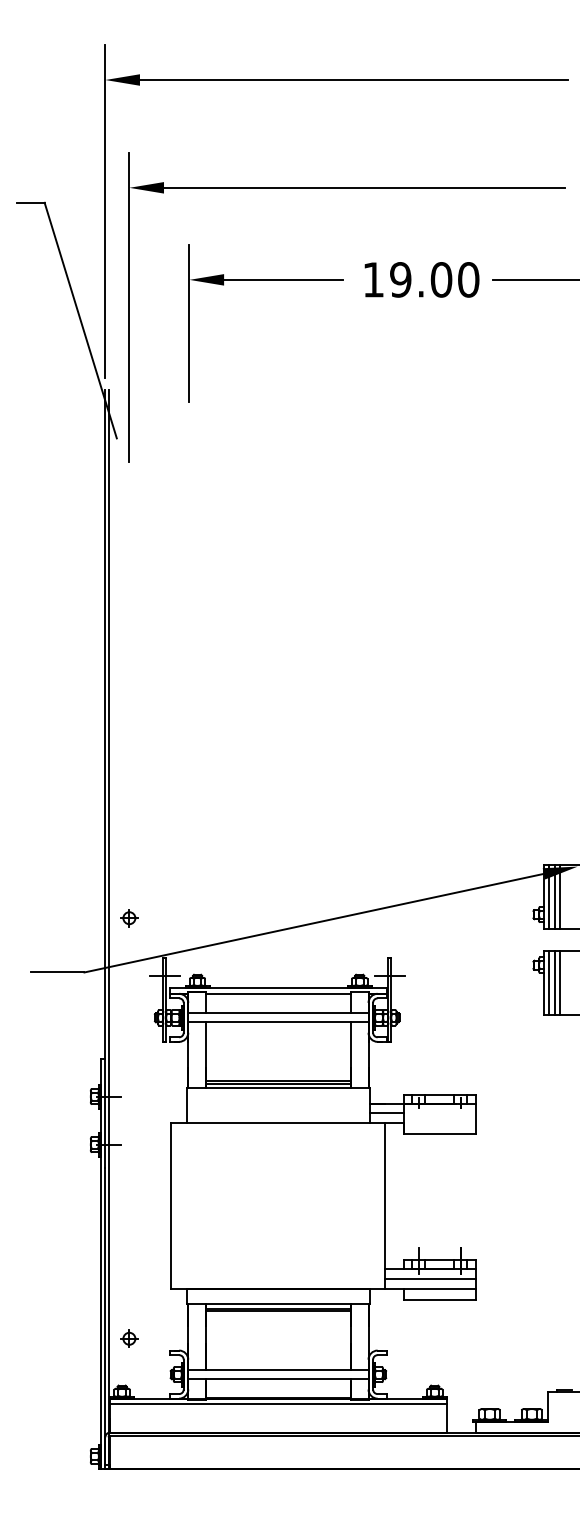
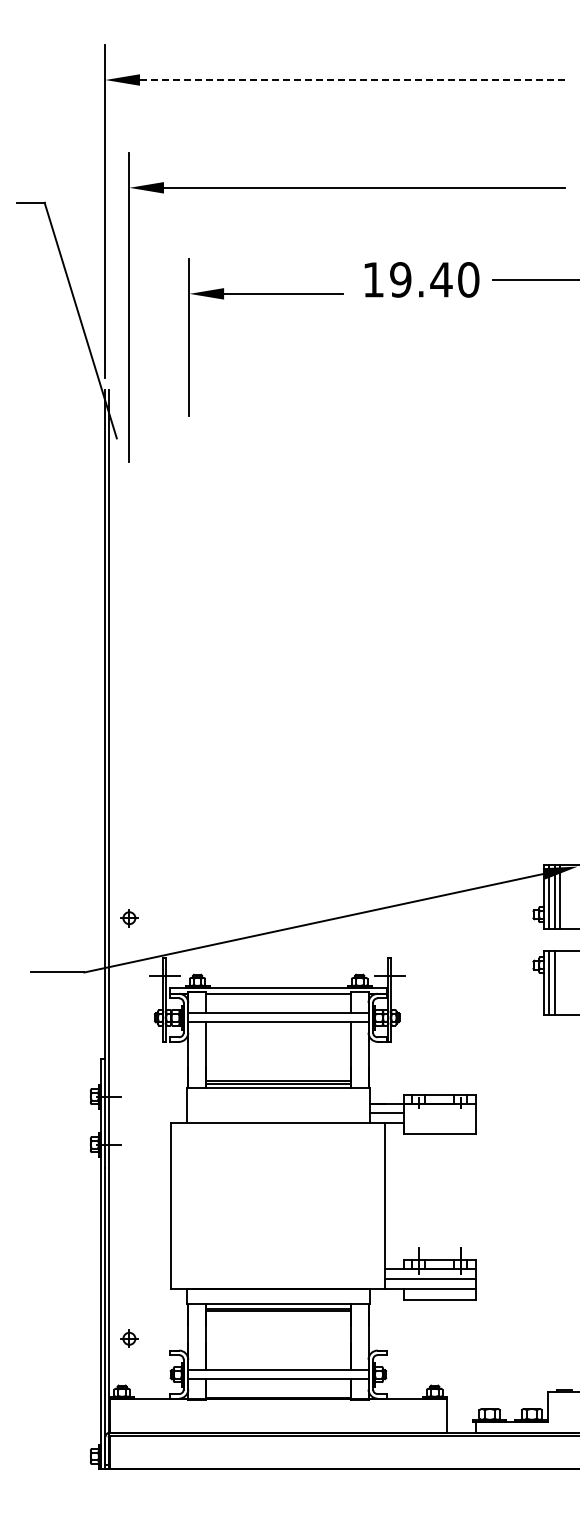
line: solid -> dashed (354, 80)
text: 19.00 -> 19.40 (441, 279)
part position: (265, 280) -> (265, 294) (265, 294)
line: present -> none (560, 983)
line: present -> none (278, 1404)
